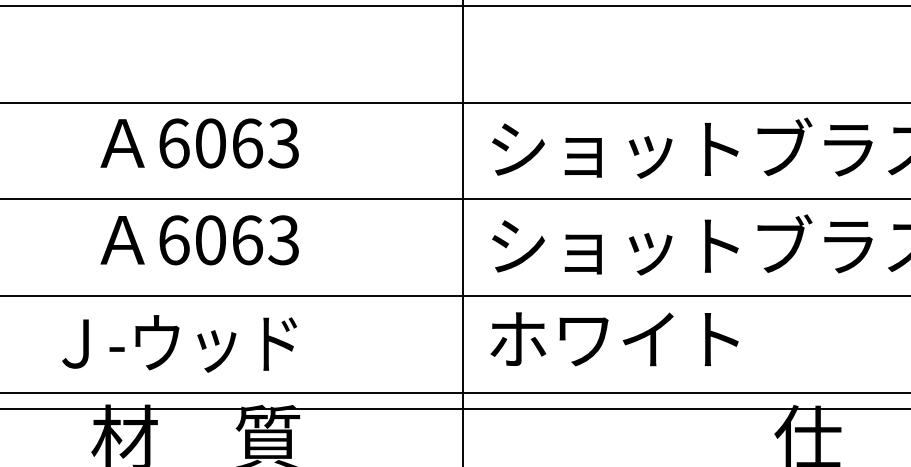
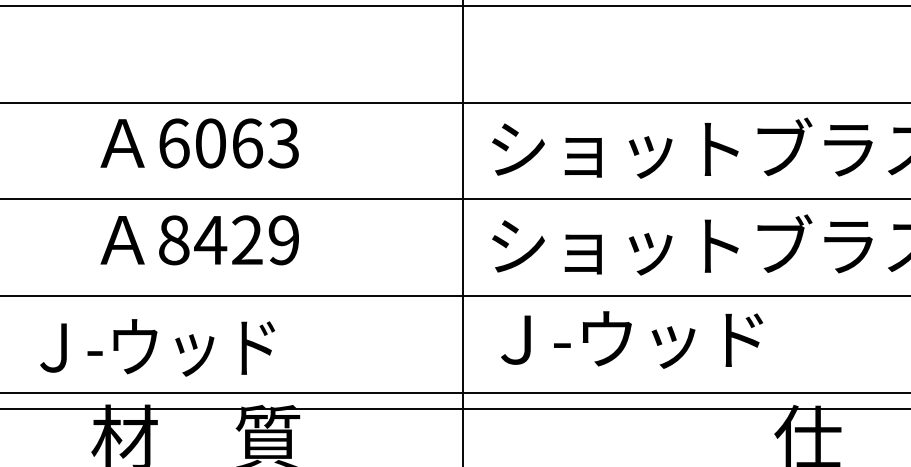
text: 6063 -> 8429 (228, 240)
text: ホワイト -> Ｊ-ウッド (626, 339)
text position: (179, 343) -> (157, 347) (157, 347)
